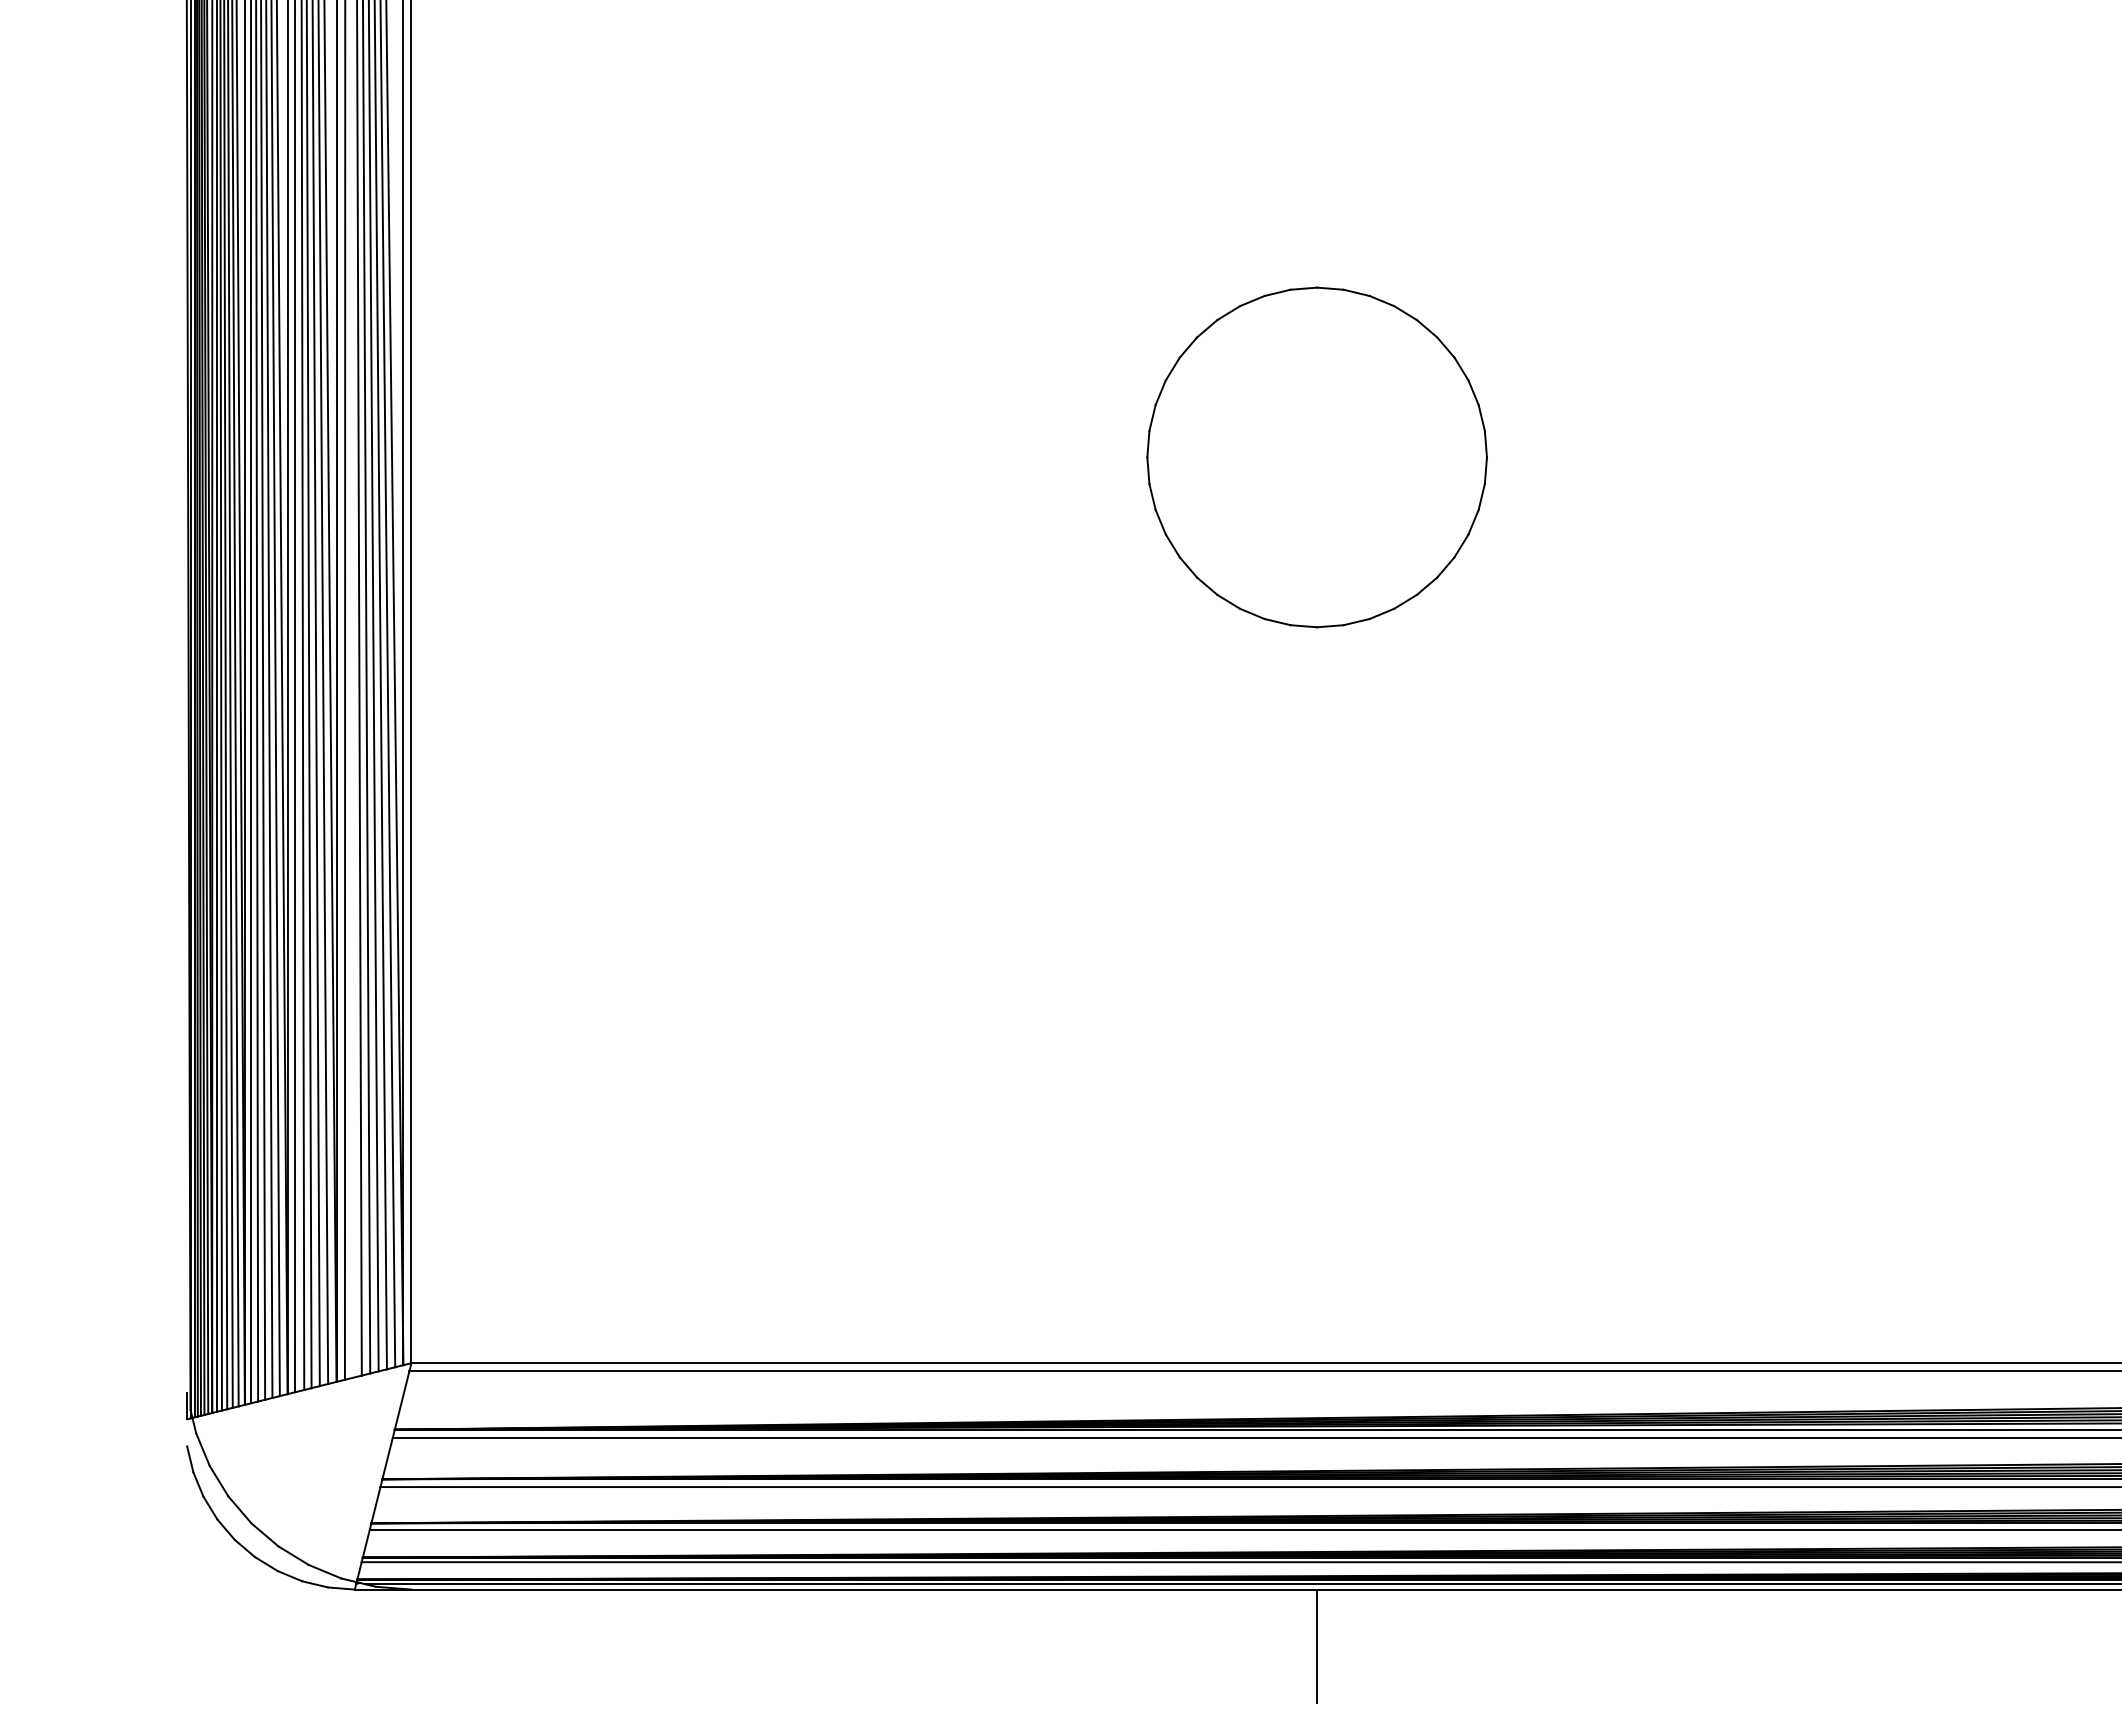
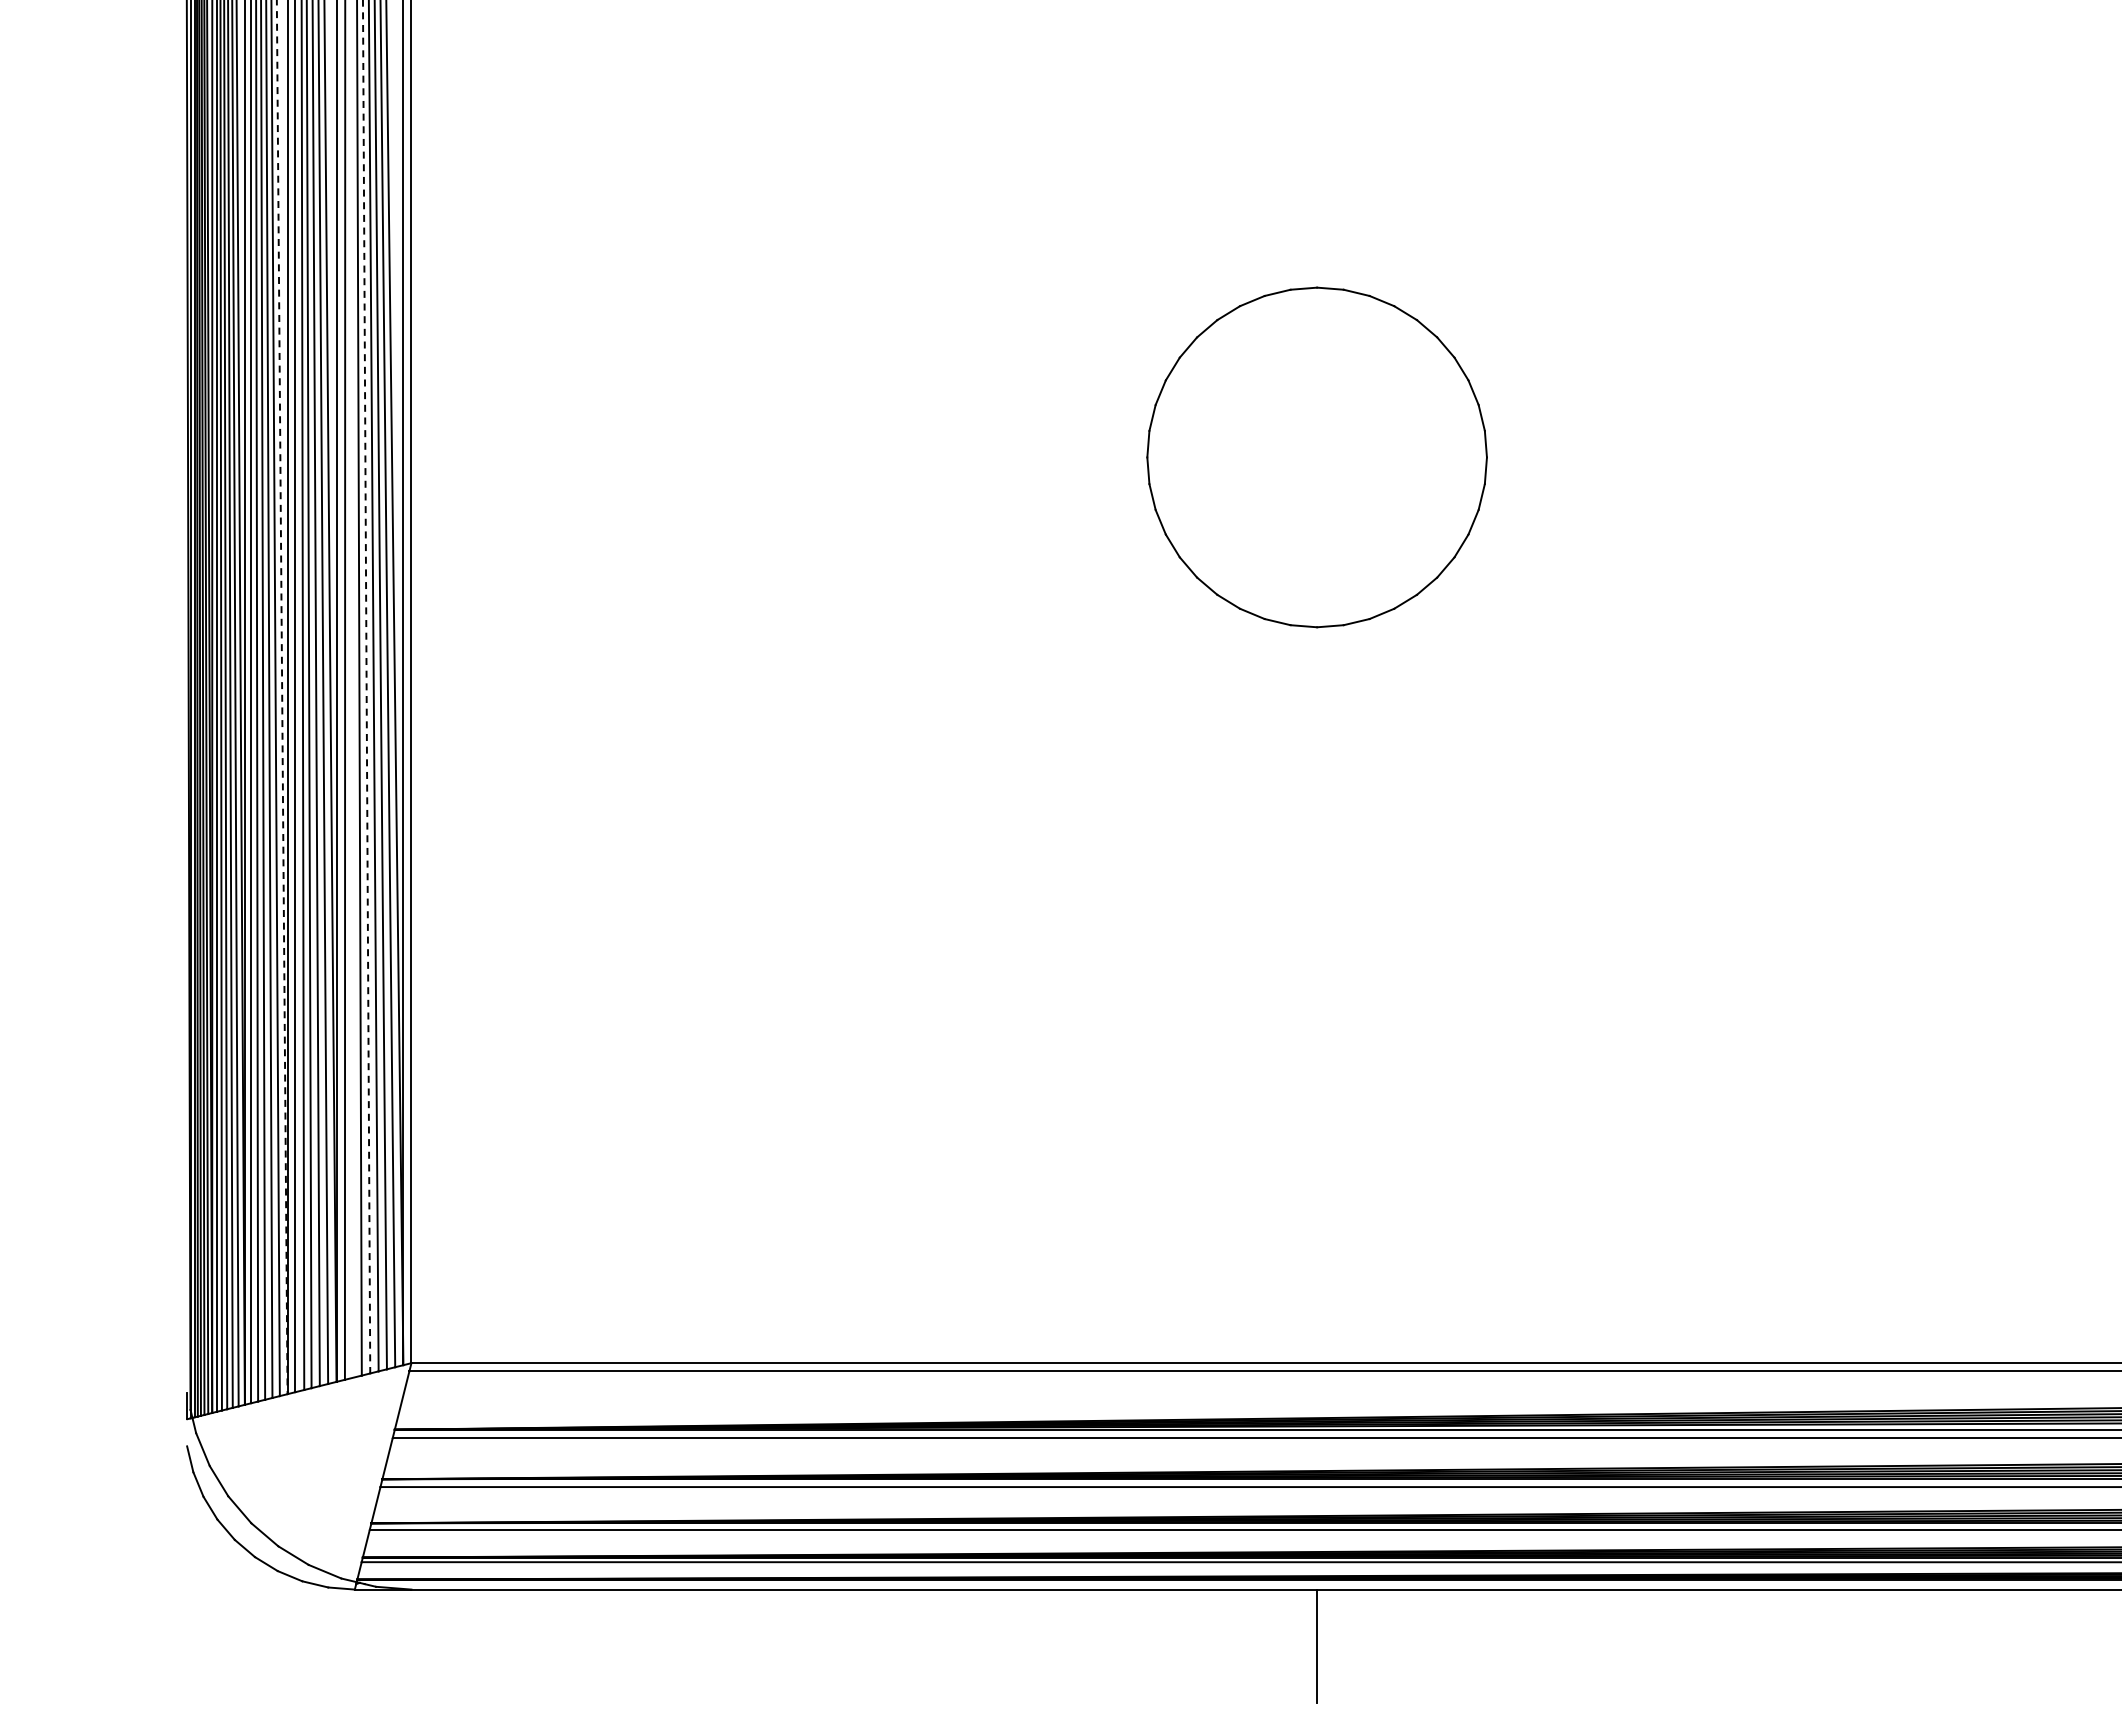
line: solid -> dashed (366, 687)
line: solid -> dashed (282, 697)
line: present -> none (1241, 1584)
